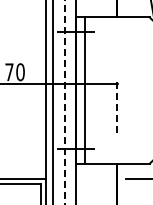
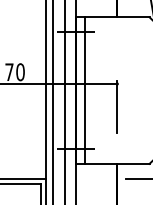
line: dashed -> solid (64, 102)
line: dashed -> solid (117, 106)
